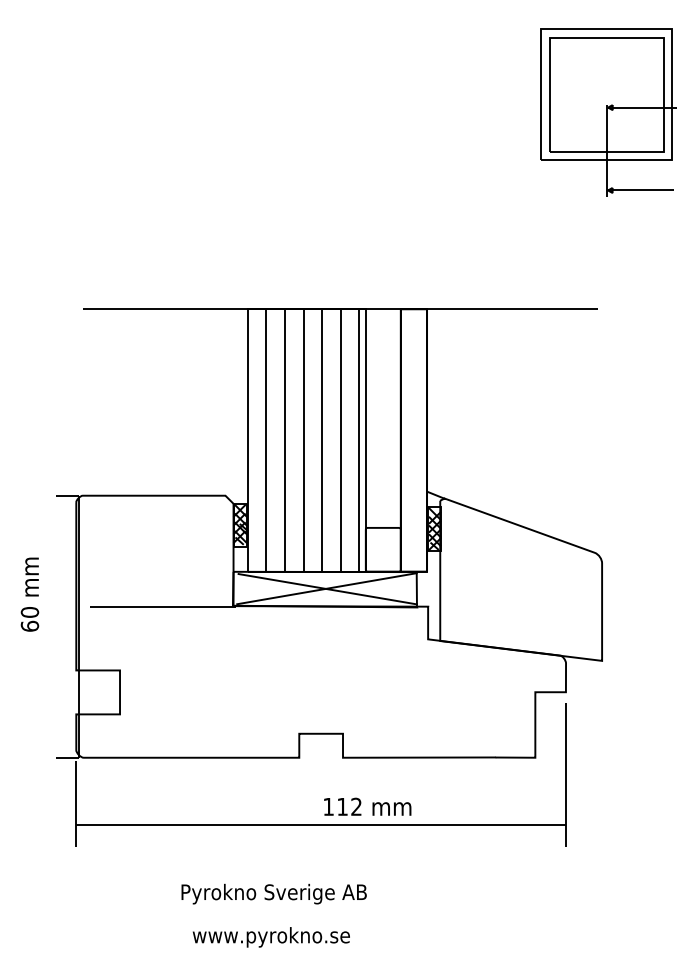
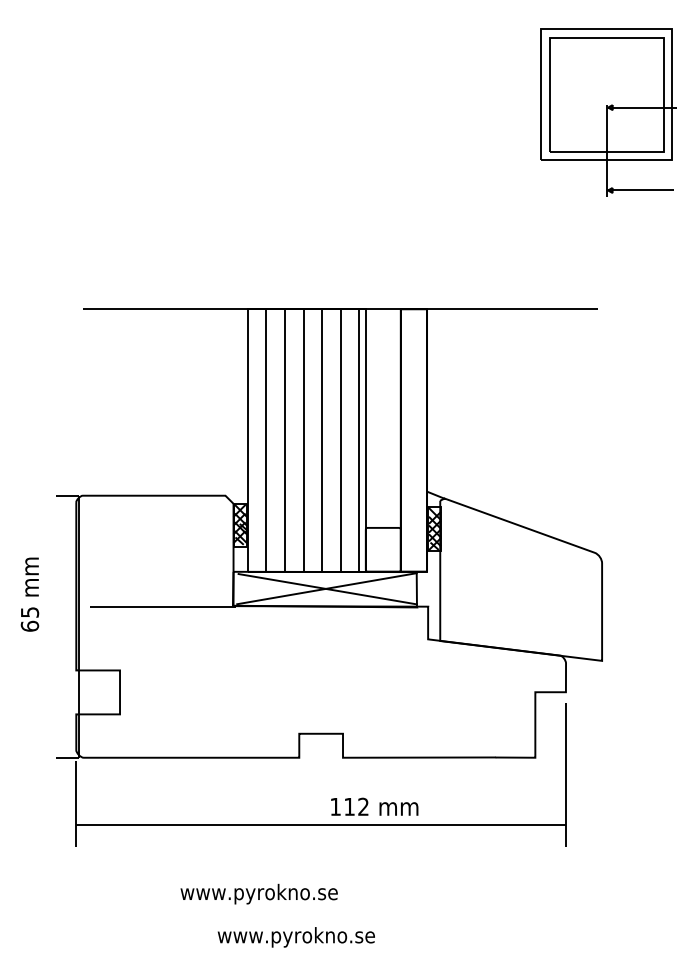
text: 60 -> 65 (29, 612)
text position: (367, 806) -> (374, 806) (374, 806)
text: Pyrokno Sverige AB -> www.pyrokno.se (273, 893)
text position: (270, 937) -> (295, 937) (295, 937)
